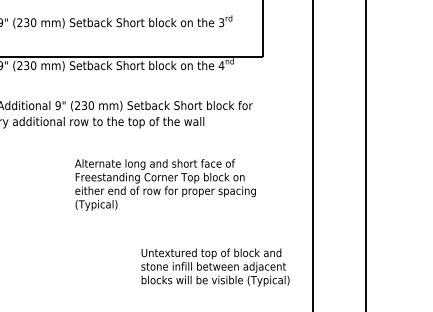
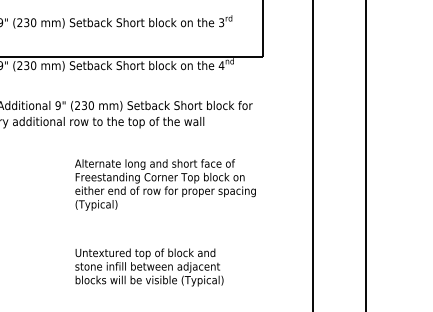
text position: (215, 267) -> (149, 267) (149, 267)
